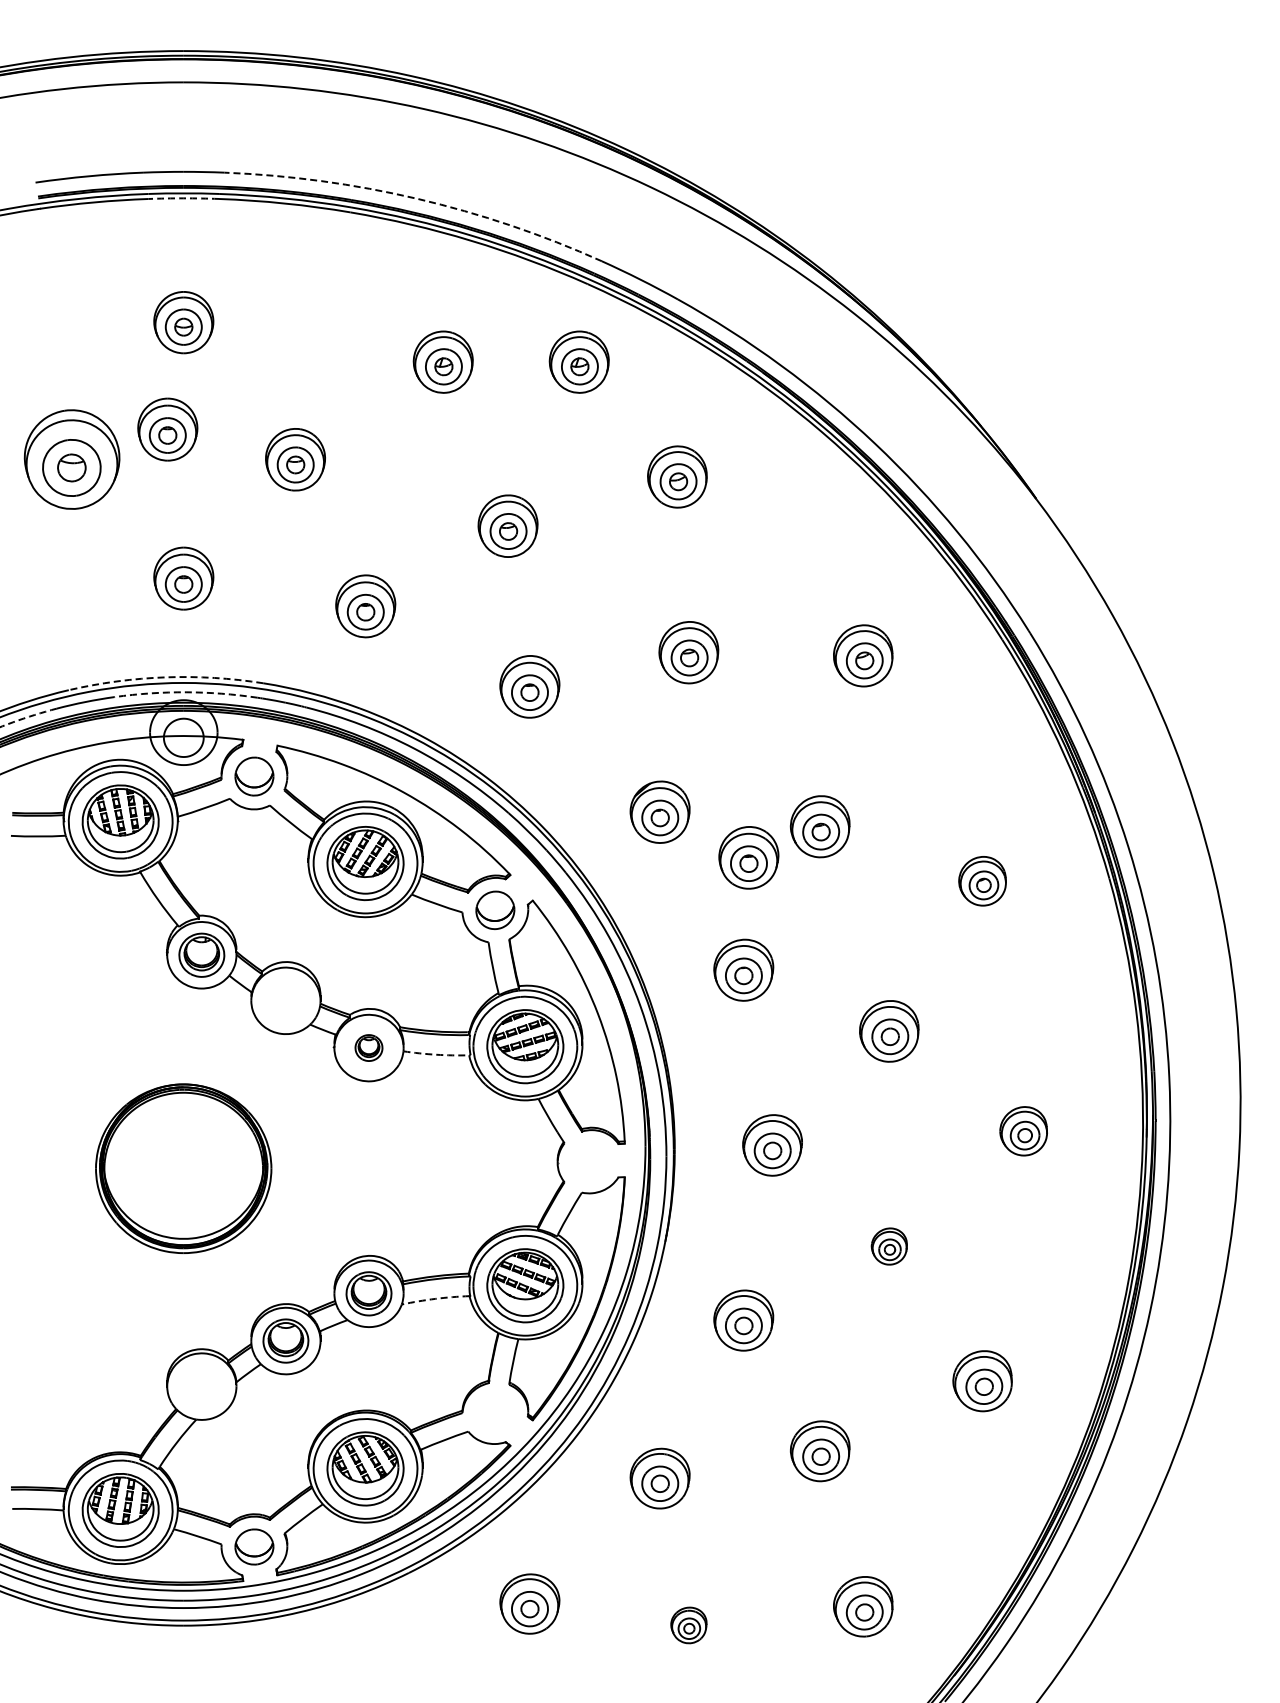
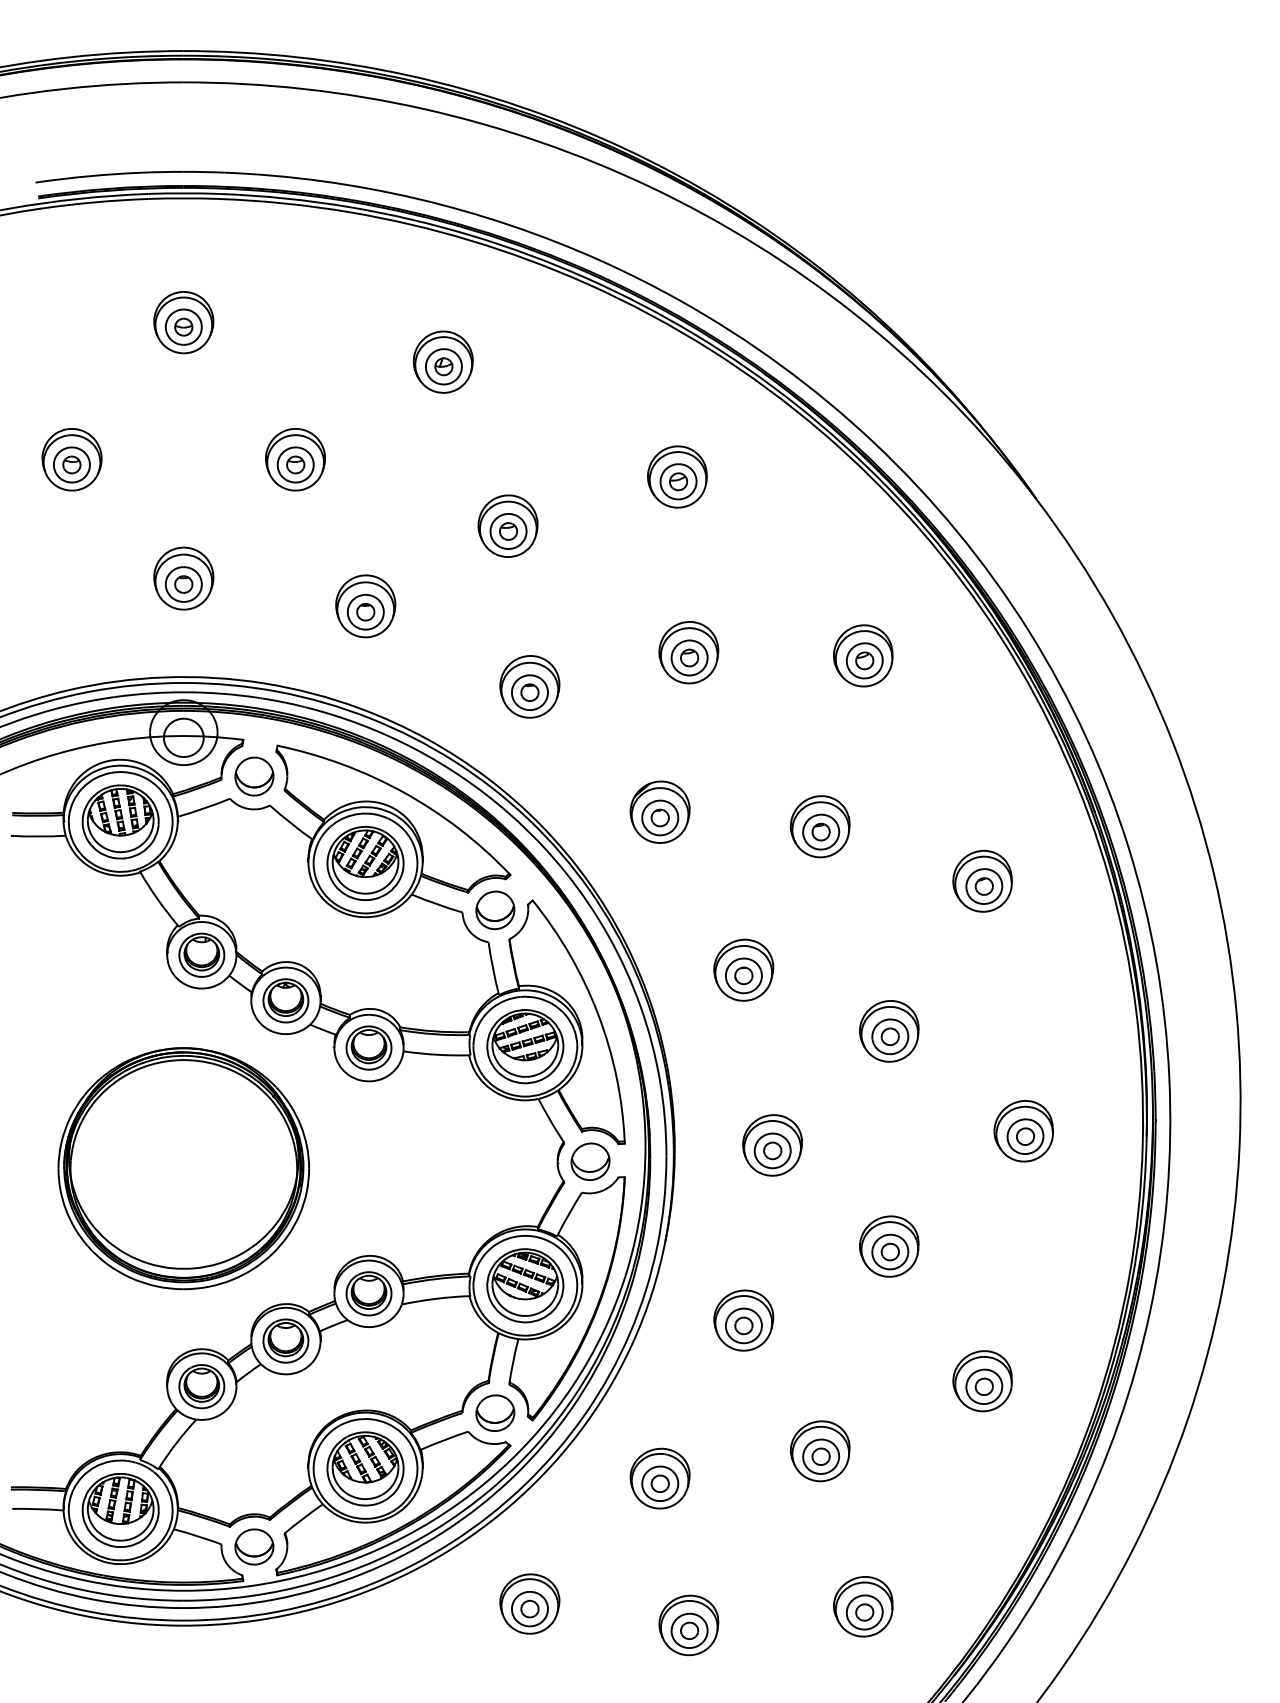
arc: dashed -> solid (183, 198)
arc: dashed -> solid (417, 198)
part: present -> none (578, 361)
part: present -> none (167, 429)
part size: 98x101 px -> 62x64 px (71, 459)
arc: dashed -> solid (165, 677)
arc: dashed -> solid (186, 692)
arc: dashed -> solid (28, 717)
part: present -> none (748, 857)
part size: 49x51 px -> 61x64 px (982, 880)
part: none -> present (285, 1000)
part size: 30x28 px -> 48x46 px (368, 1047)
arc: dashed -> solid (436, 1054)
part size: 49x51 px -> 61x63 px (1023, 1131)
part: none -> present (590, 1161)
part size: 178x171 px -> 253x244 px (183, 1168)
part size: 38x39 px -> 61x63 px (889, 1246)
arc: dashed -> solid (435, 1298)
part: none -> present (201, 1386)
part: none -> present (495, 1412)
part size: 38x39 px -> 62x63 px (688, 1625)
